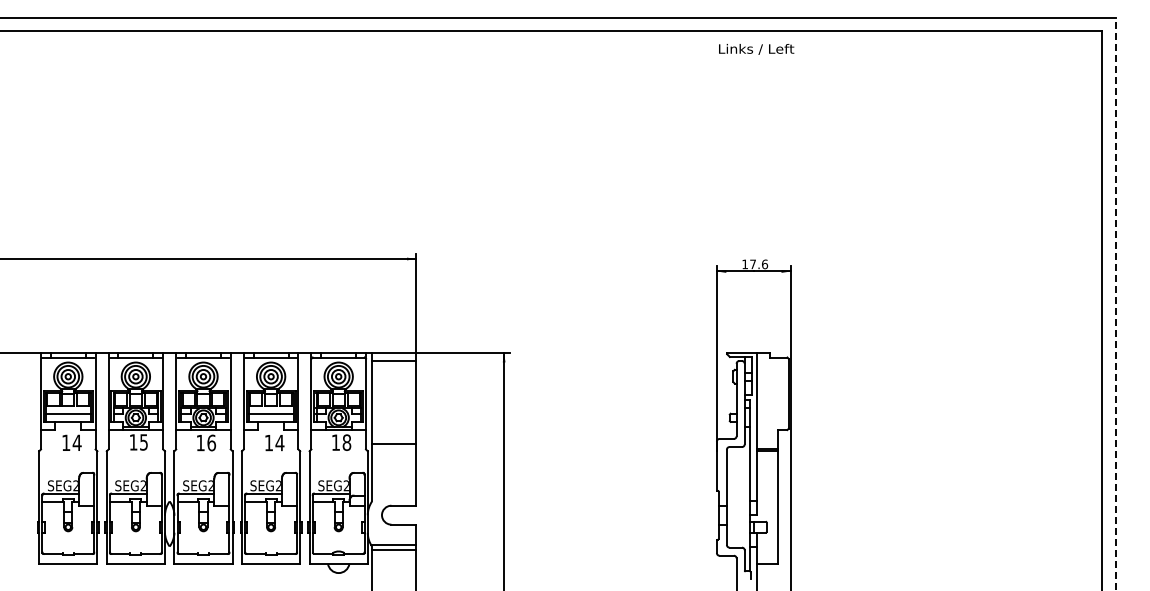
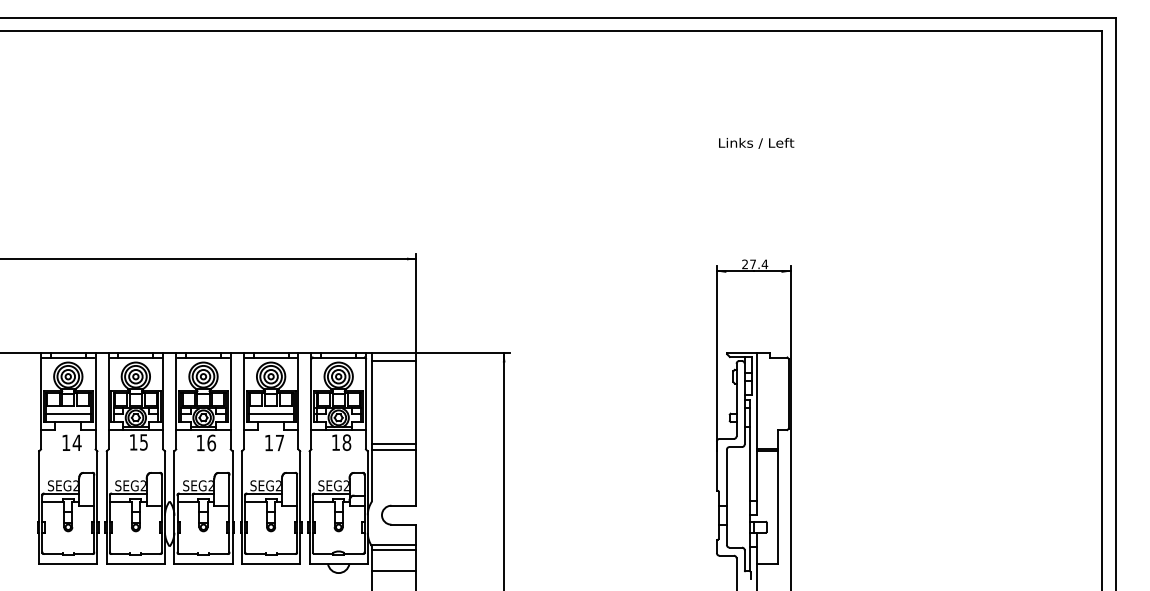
text position: (756, 49) -> (756, 143) (756, 143)
text: 17.6 -> 27.4 (755, 264)
line: dashed -> solid (1115, 303)
text: 14 -> 17 (279, 443)
line: none -> present (394, 449)
line: none -> present (394, 571)
